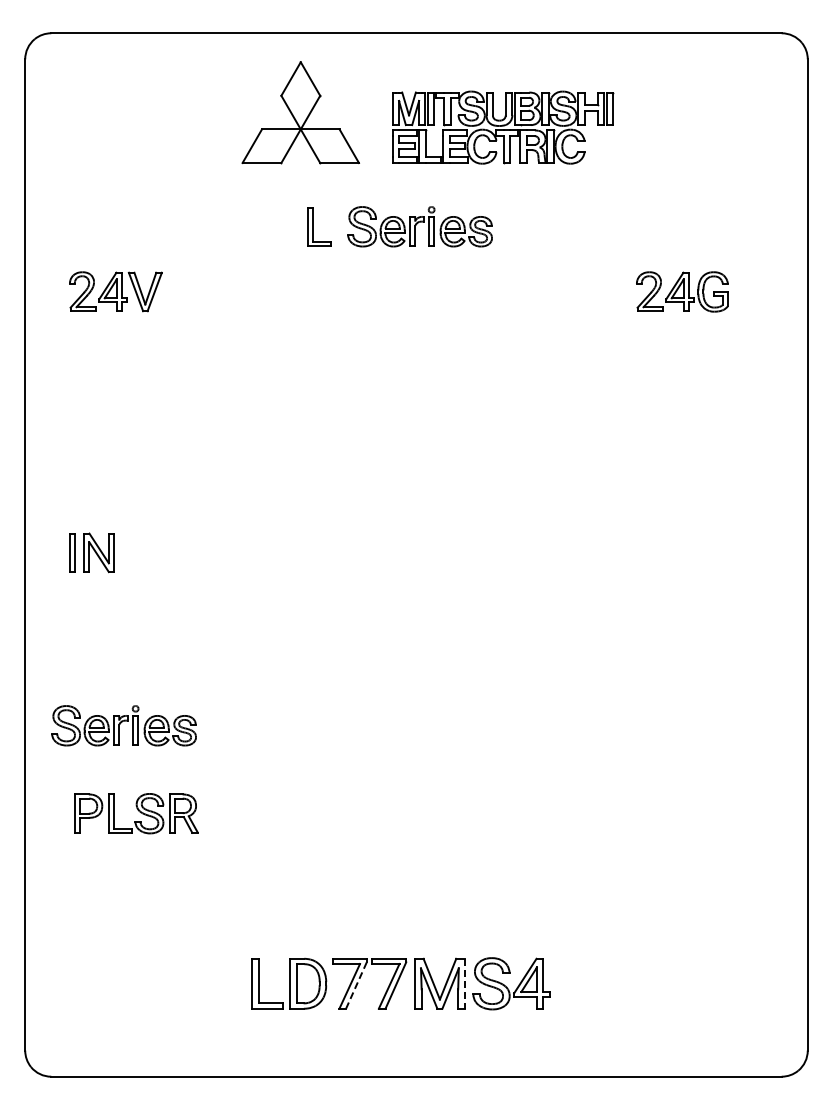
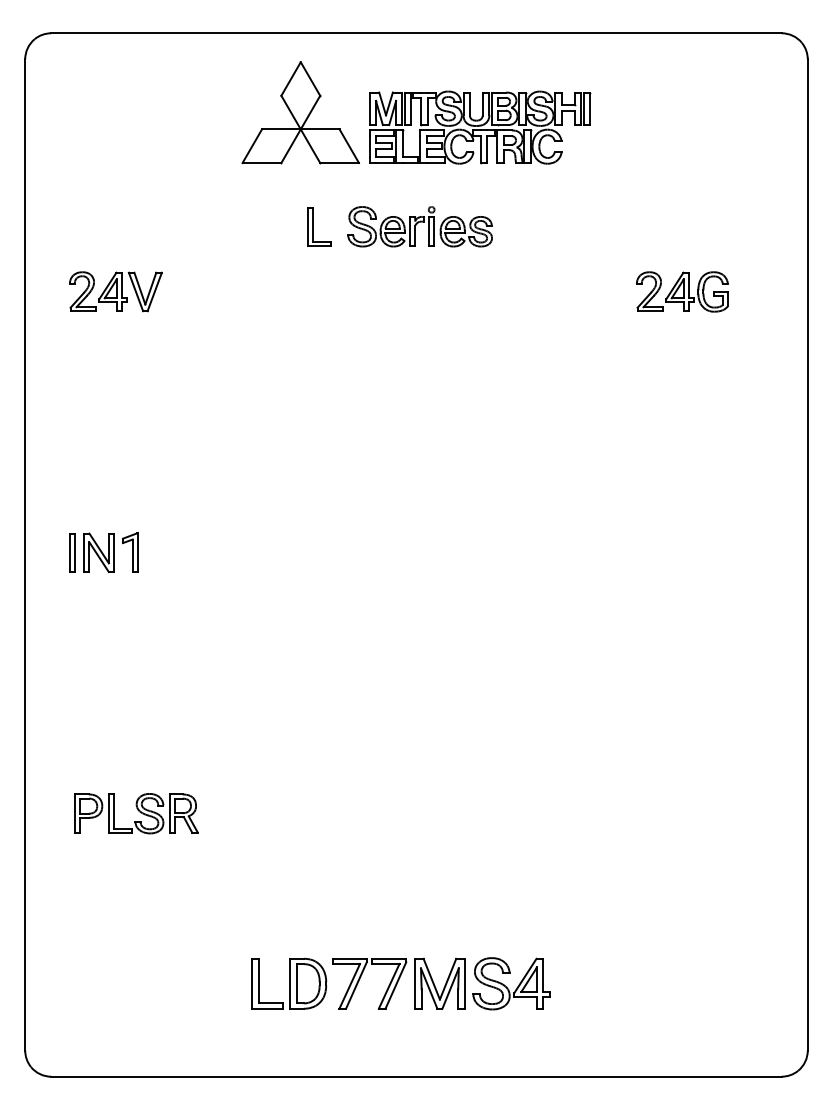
part position: (503, 127) -> (480, 127) (480, 127)
part: none -> present (130, 552)
part: present -> none (123, 725)
line: dashed -> solid (464, 983)
line: dashed -> solid (356, 986)
